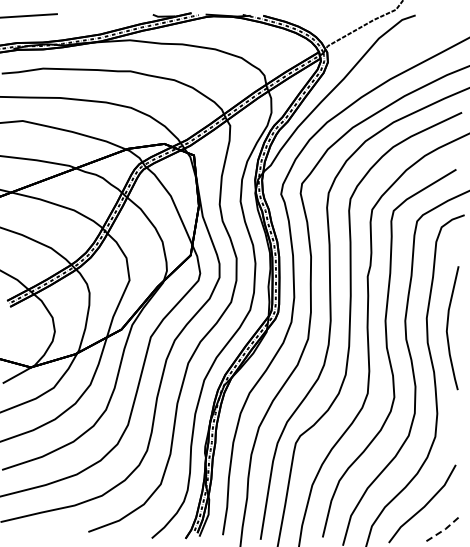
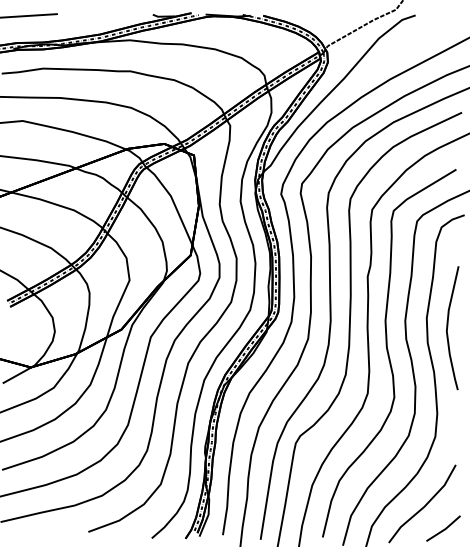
line: dashed -> solid (444, 529)
